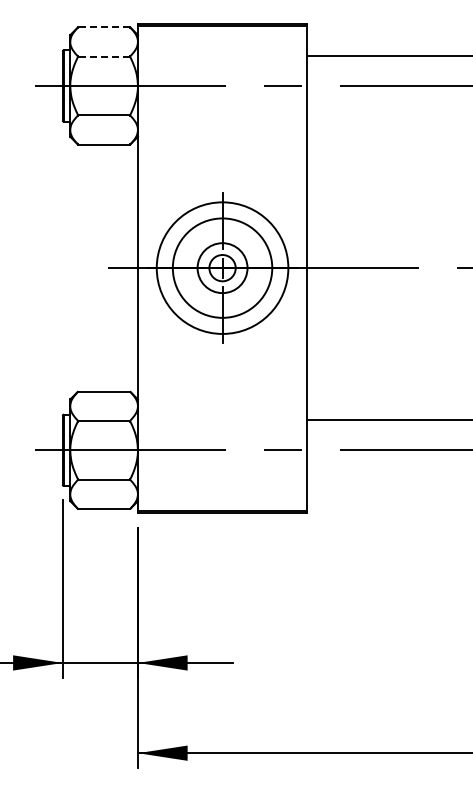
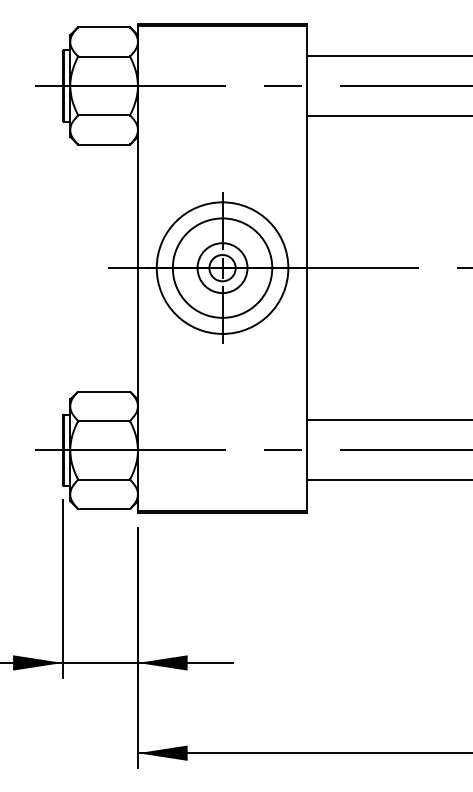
line: dashed -> solid (103, 27)
line: dashed -> solid (103, 56)
line: none -> present (388, 116)
line: none -> present (388, 480)
